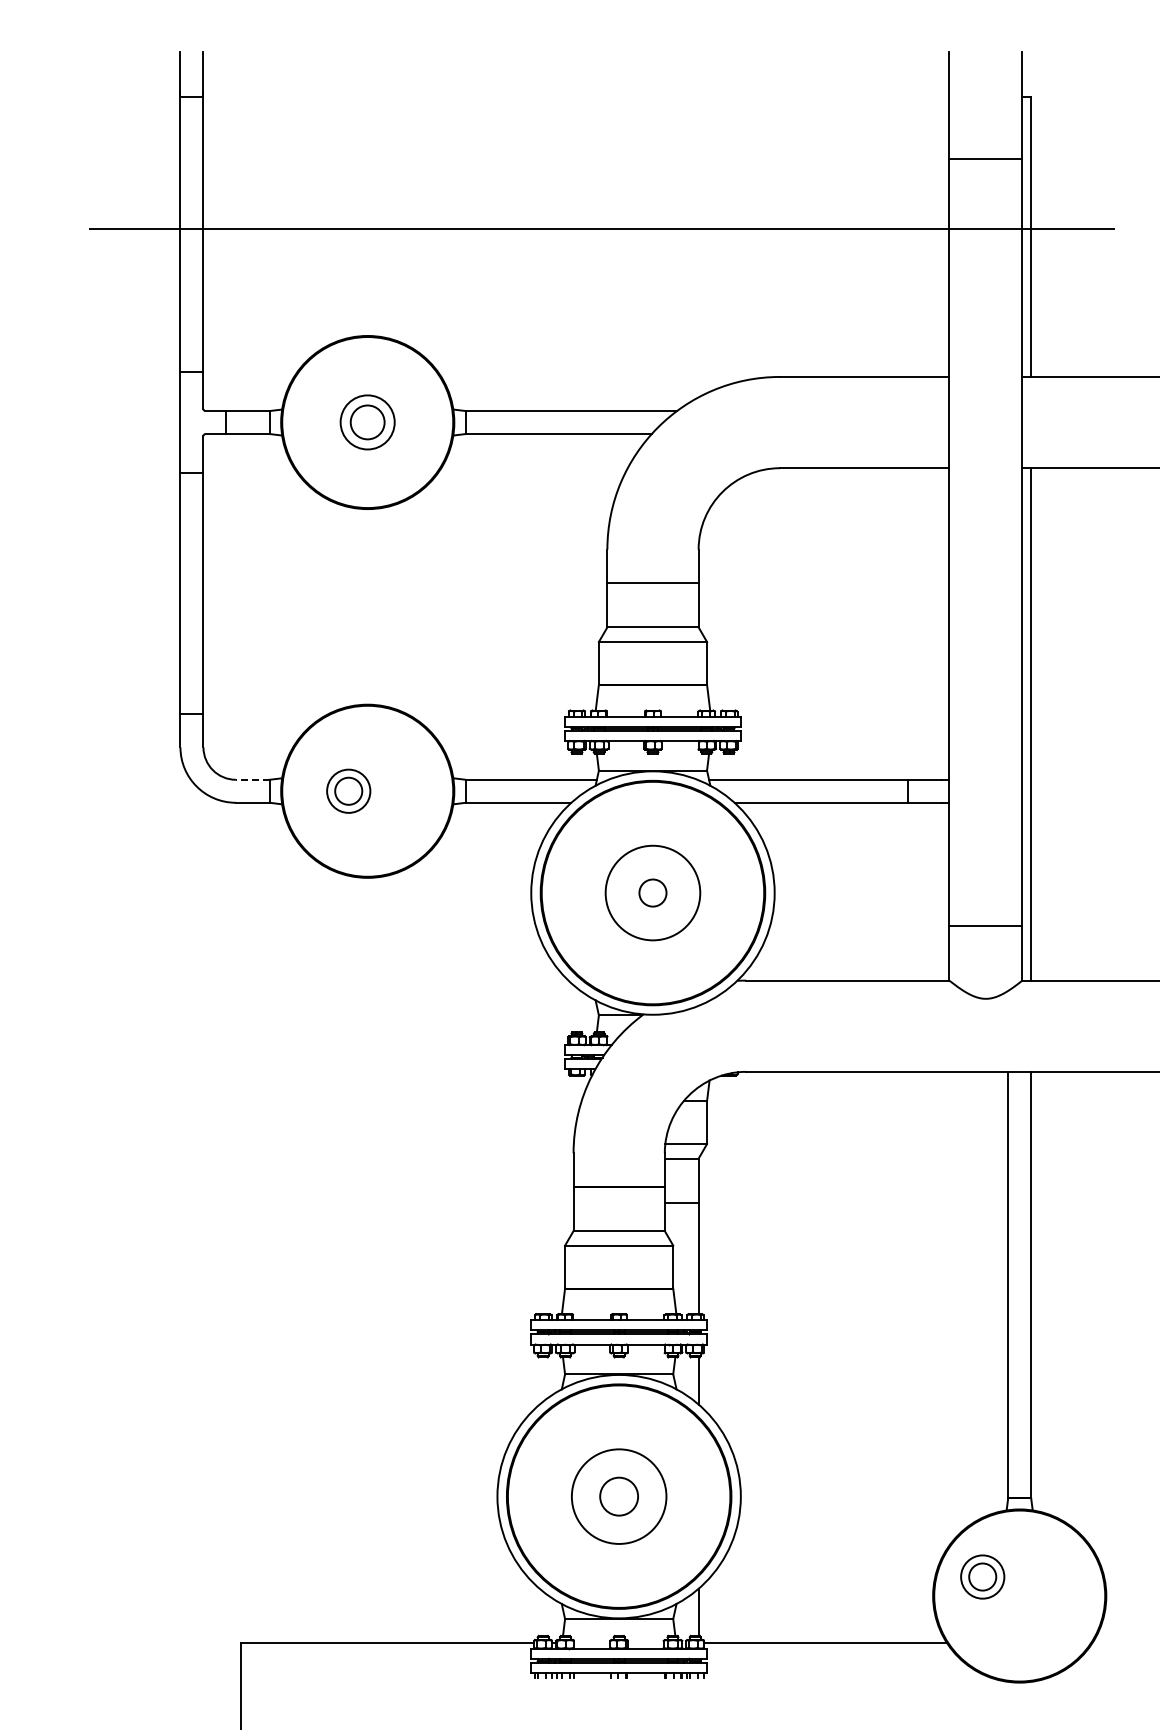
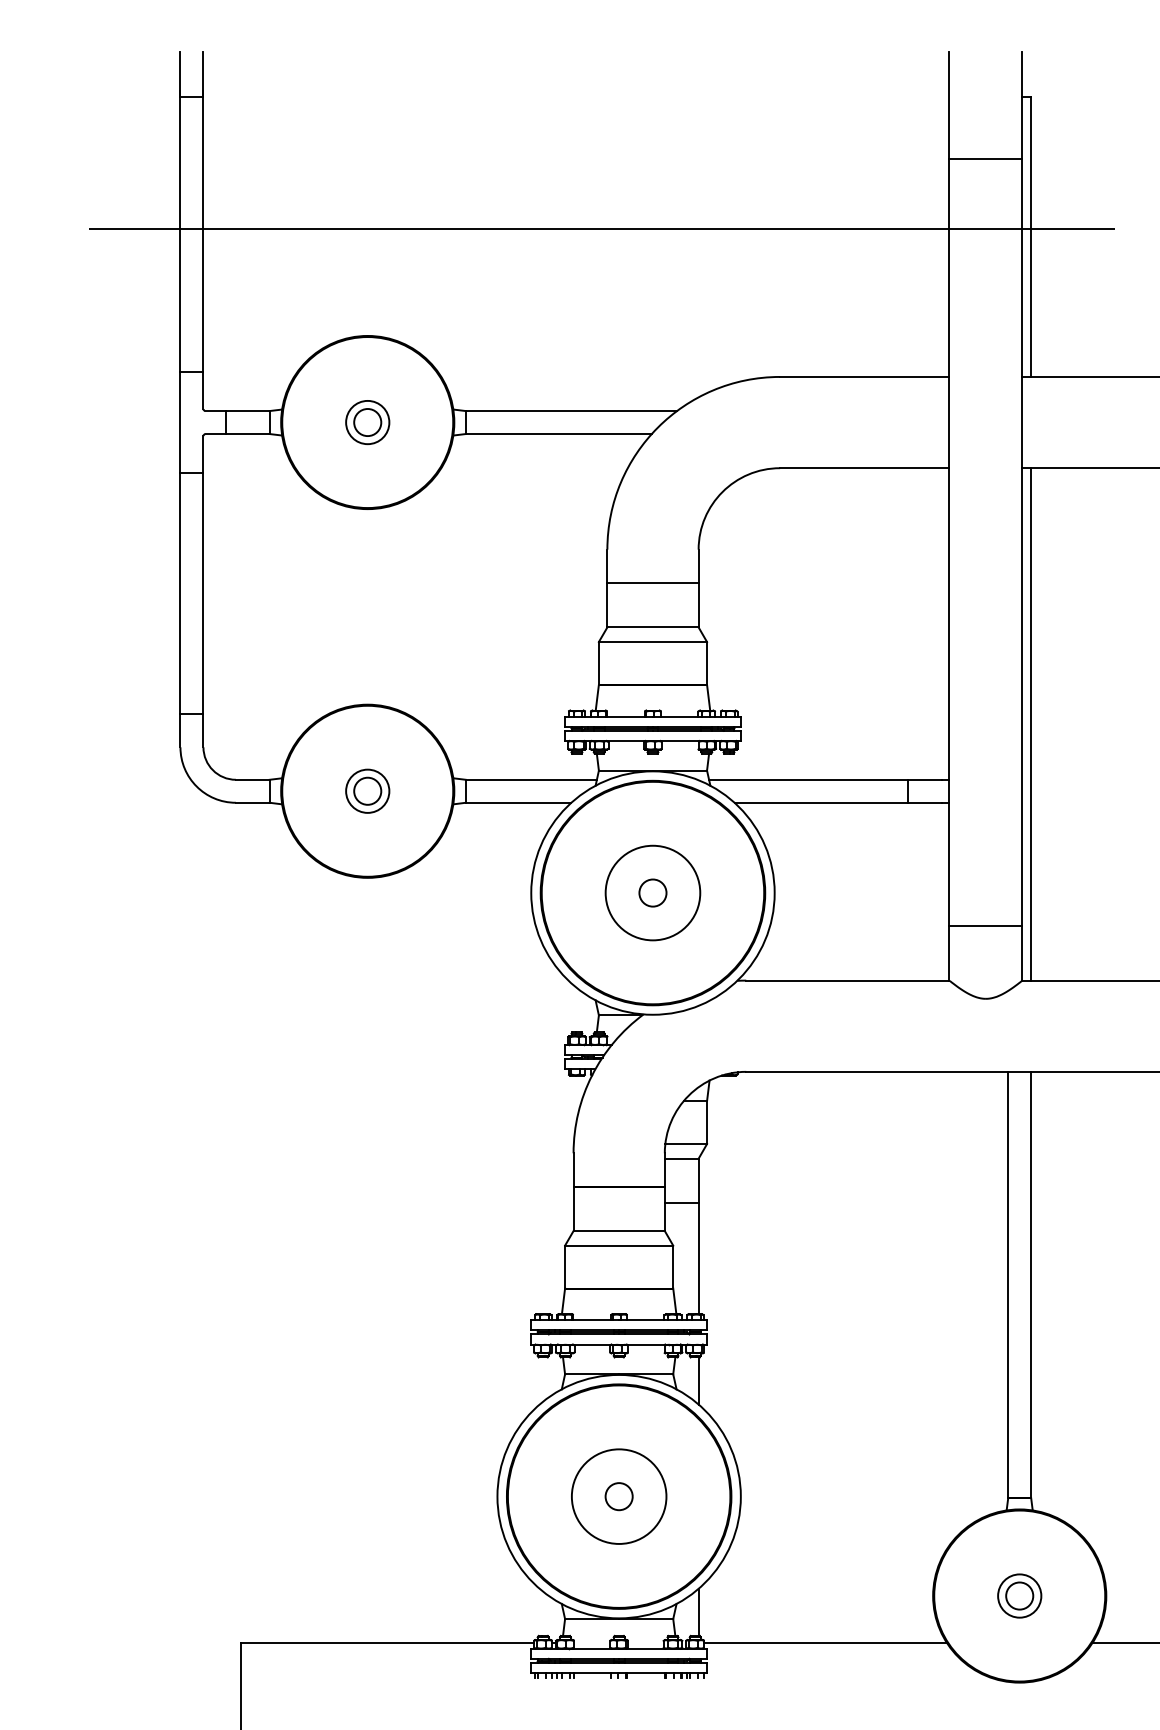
part size: 57x57 px -> 46x46 px (367, 422)
line: dashed -> solid (252, 779)
part position: (348, 790) -> (367, 790) (367, 790)
circle diameter: 38 px -> 27 px (618, 1496)
part position: (982, 1576) -> (1019, 1595) (1019, 1595)
line: none -> present (1124, 1642)
